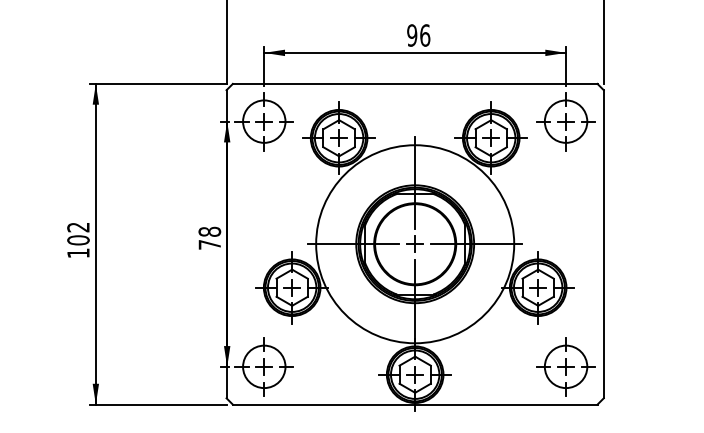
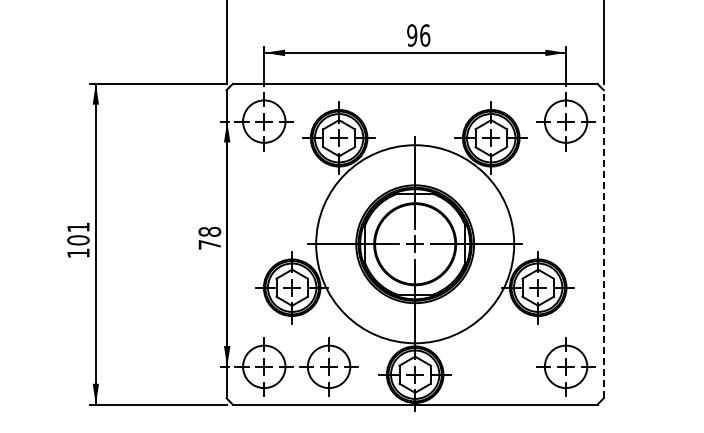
text: 102 -> 101 (78, 227)
line: solid -> dashed (603, 243)
part: none -> present (328, 366)
